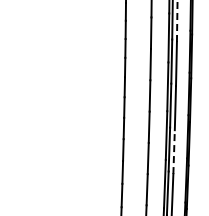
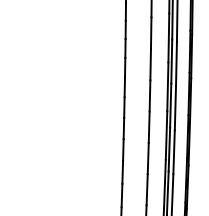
line: dashed -> solid (177, 21)
line: dashed -> solid (174, 152)
